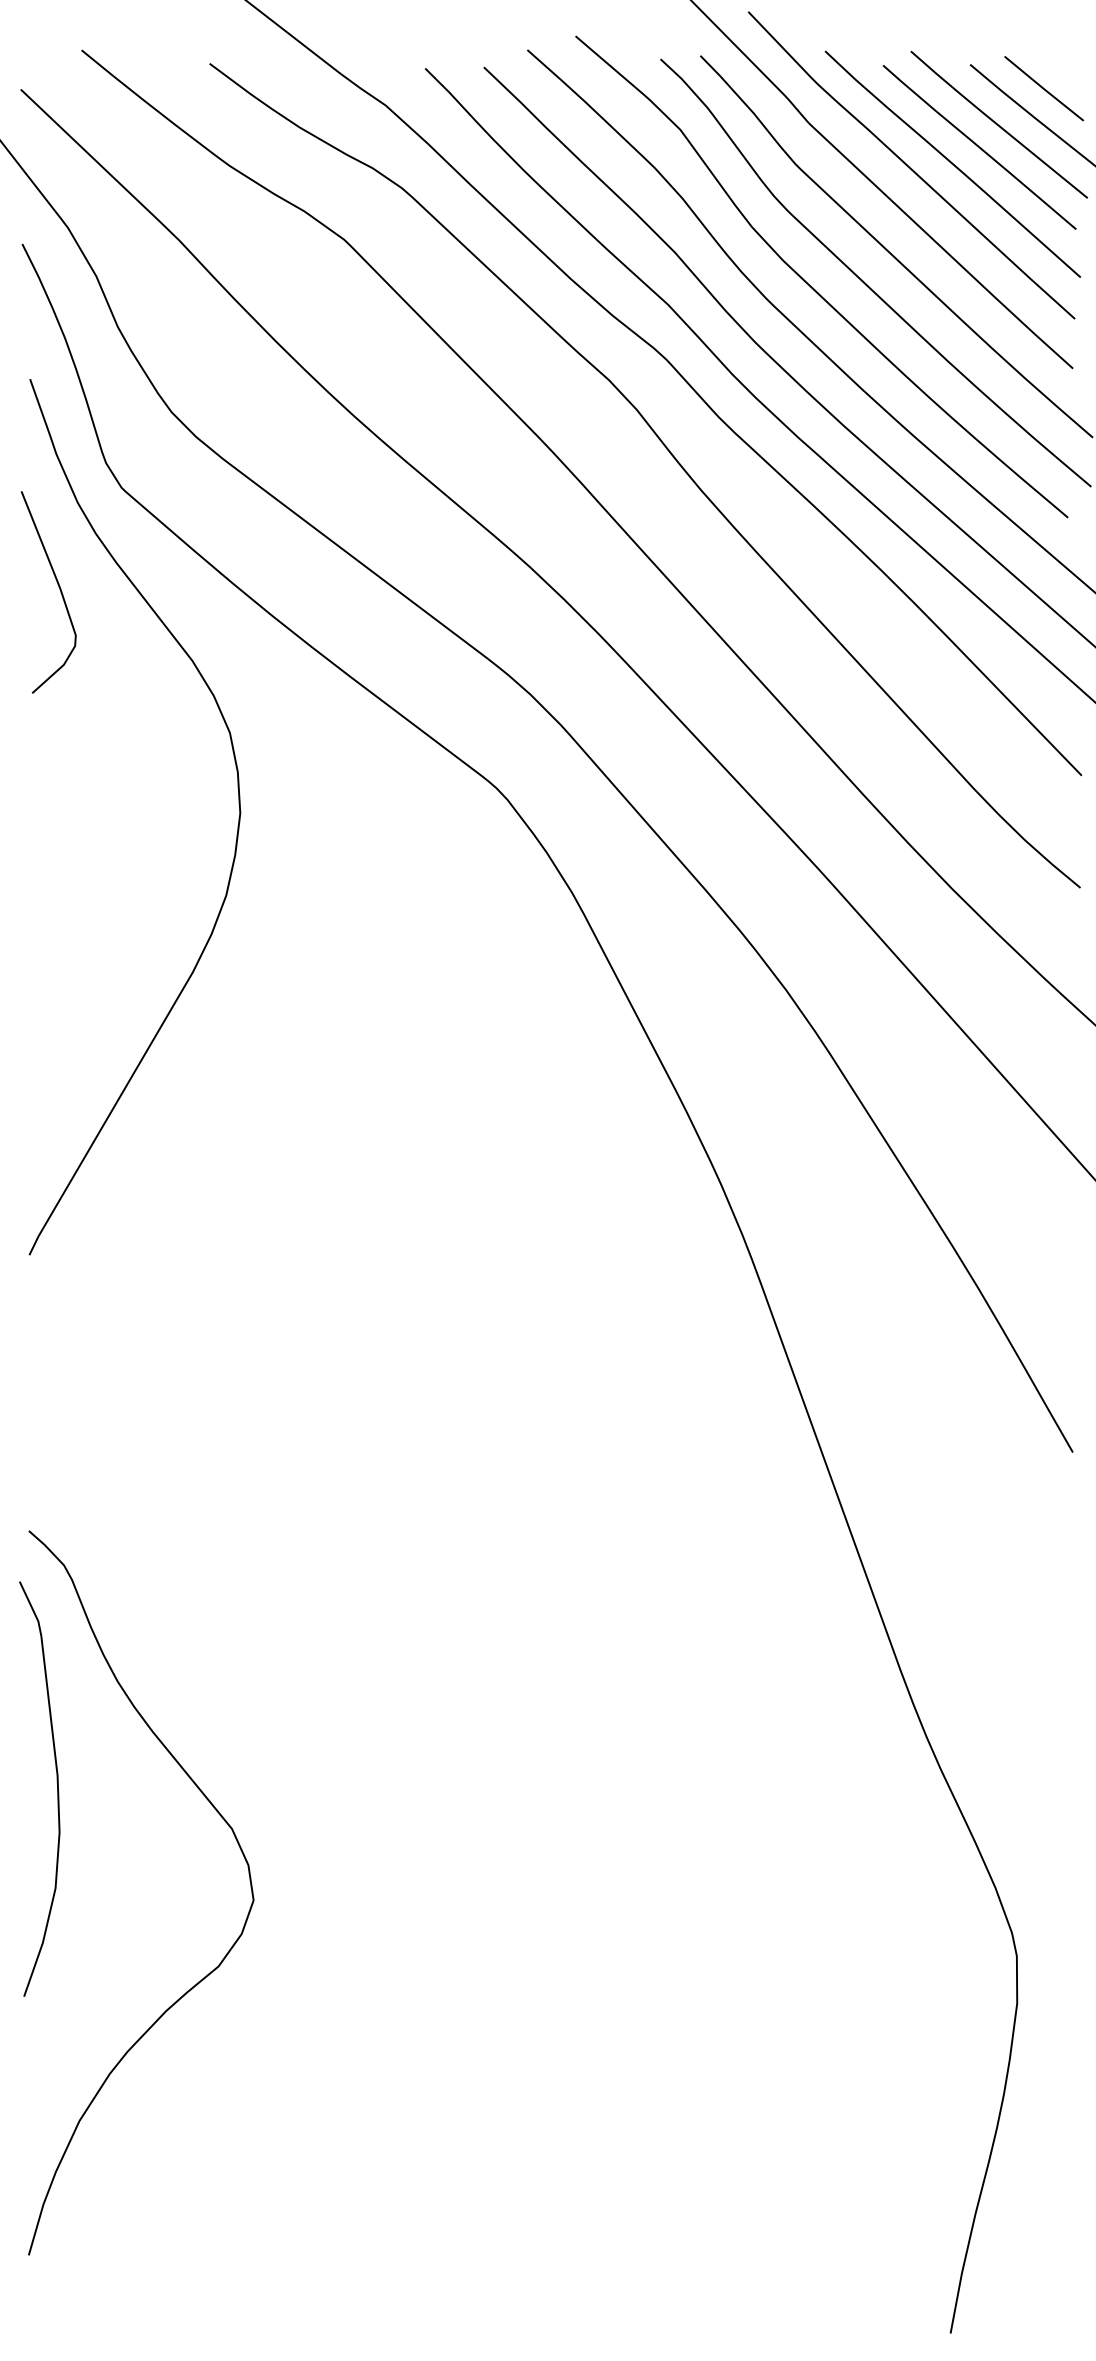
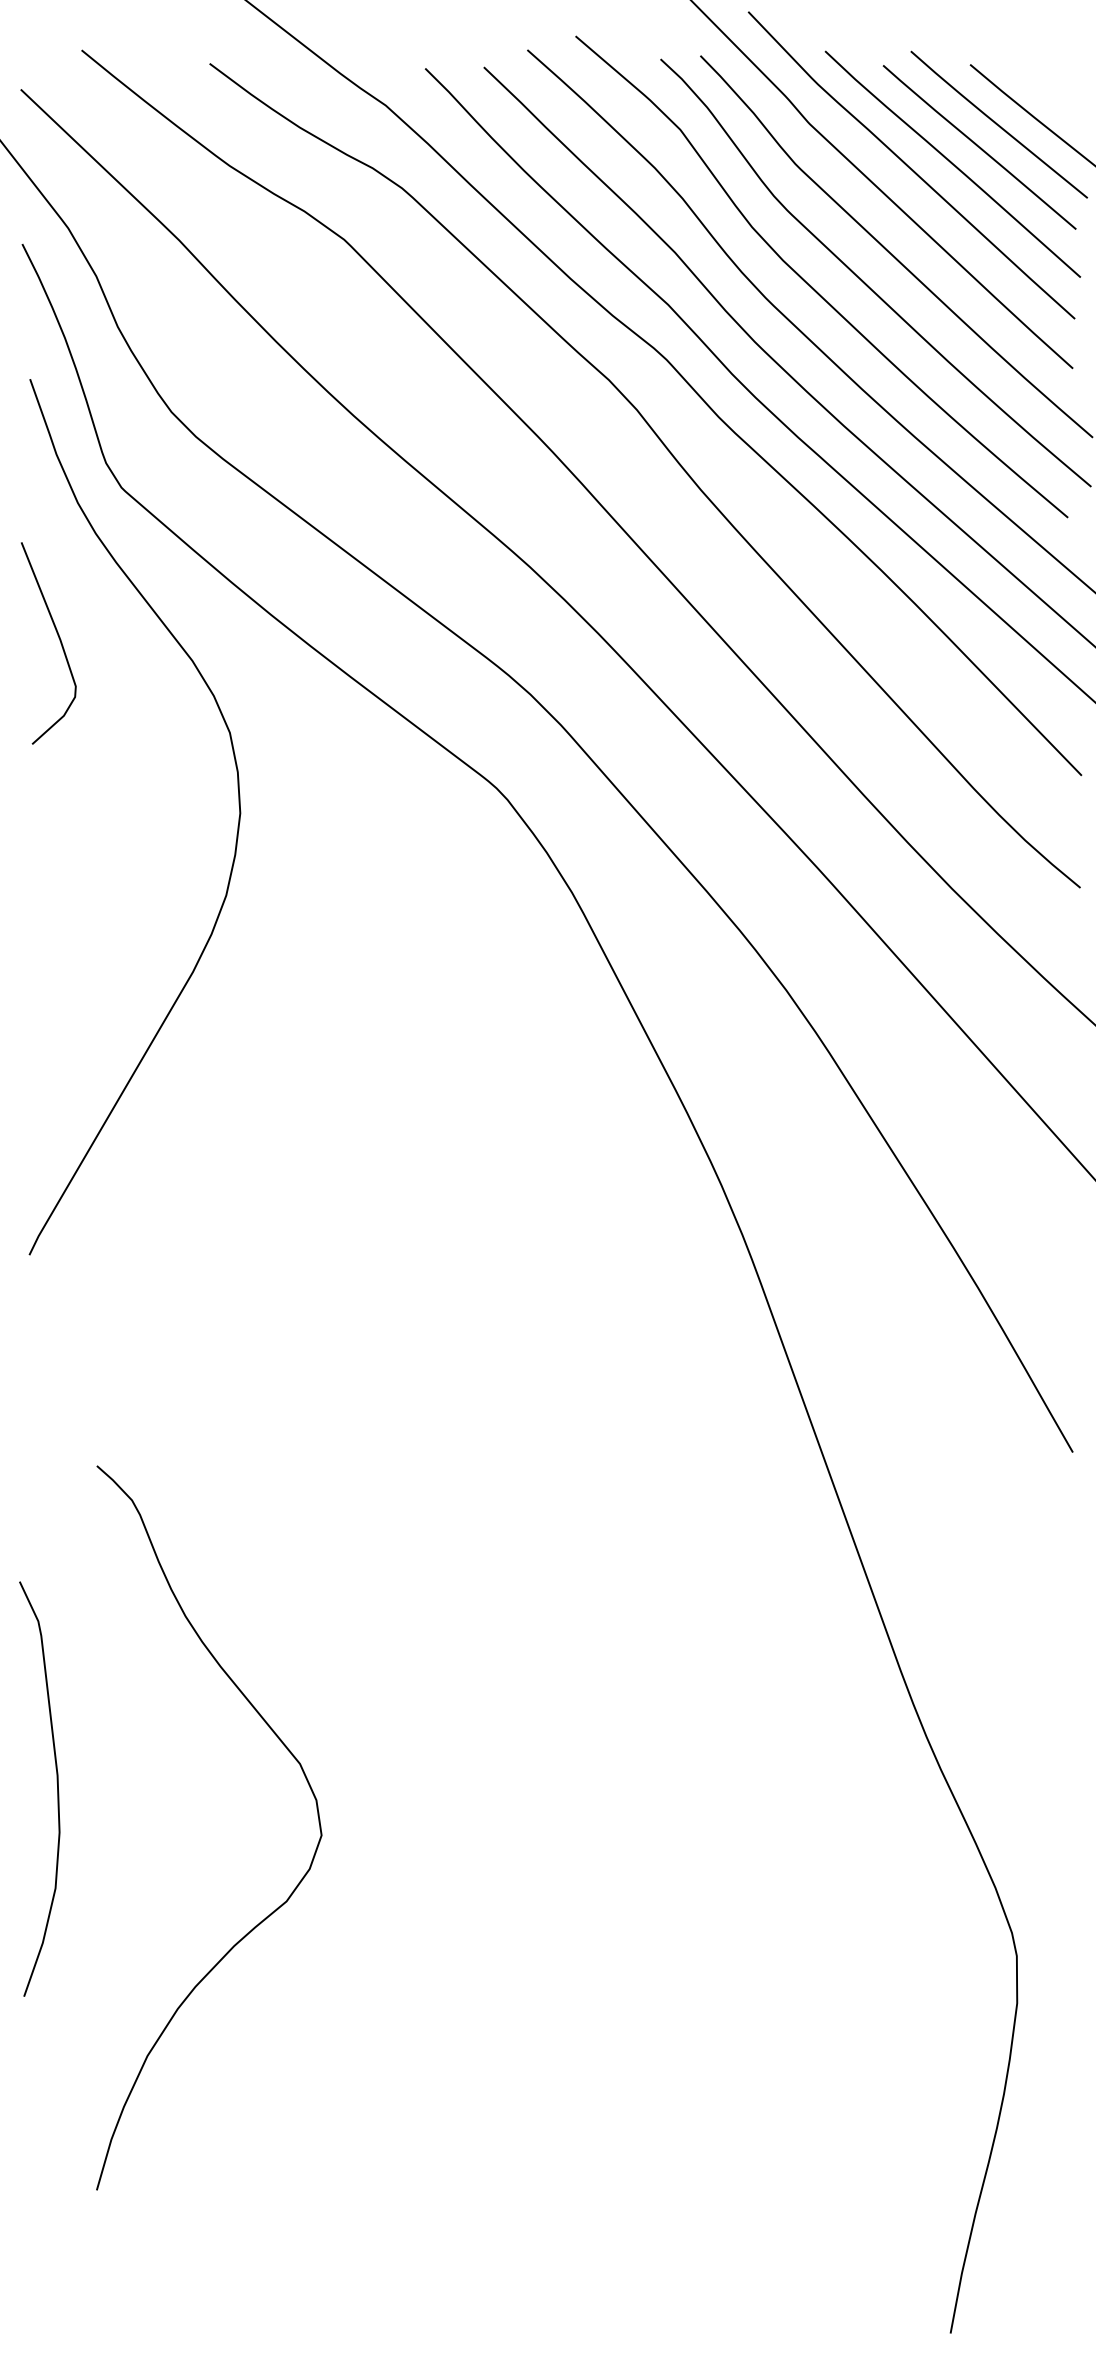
line: present -> none (1043, 88)
curve position: (58, 587) -> (58, 638) (58, 638)
curve position: (228, 1950) -> (296, 1885) (296, 1885)
